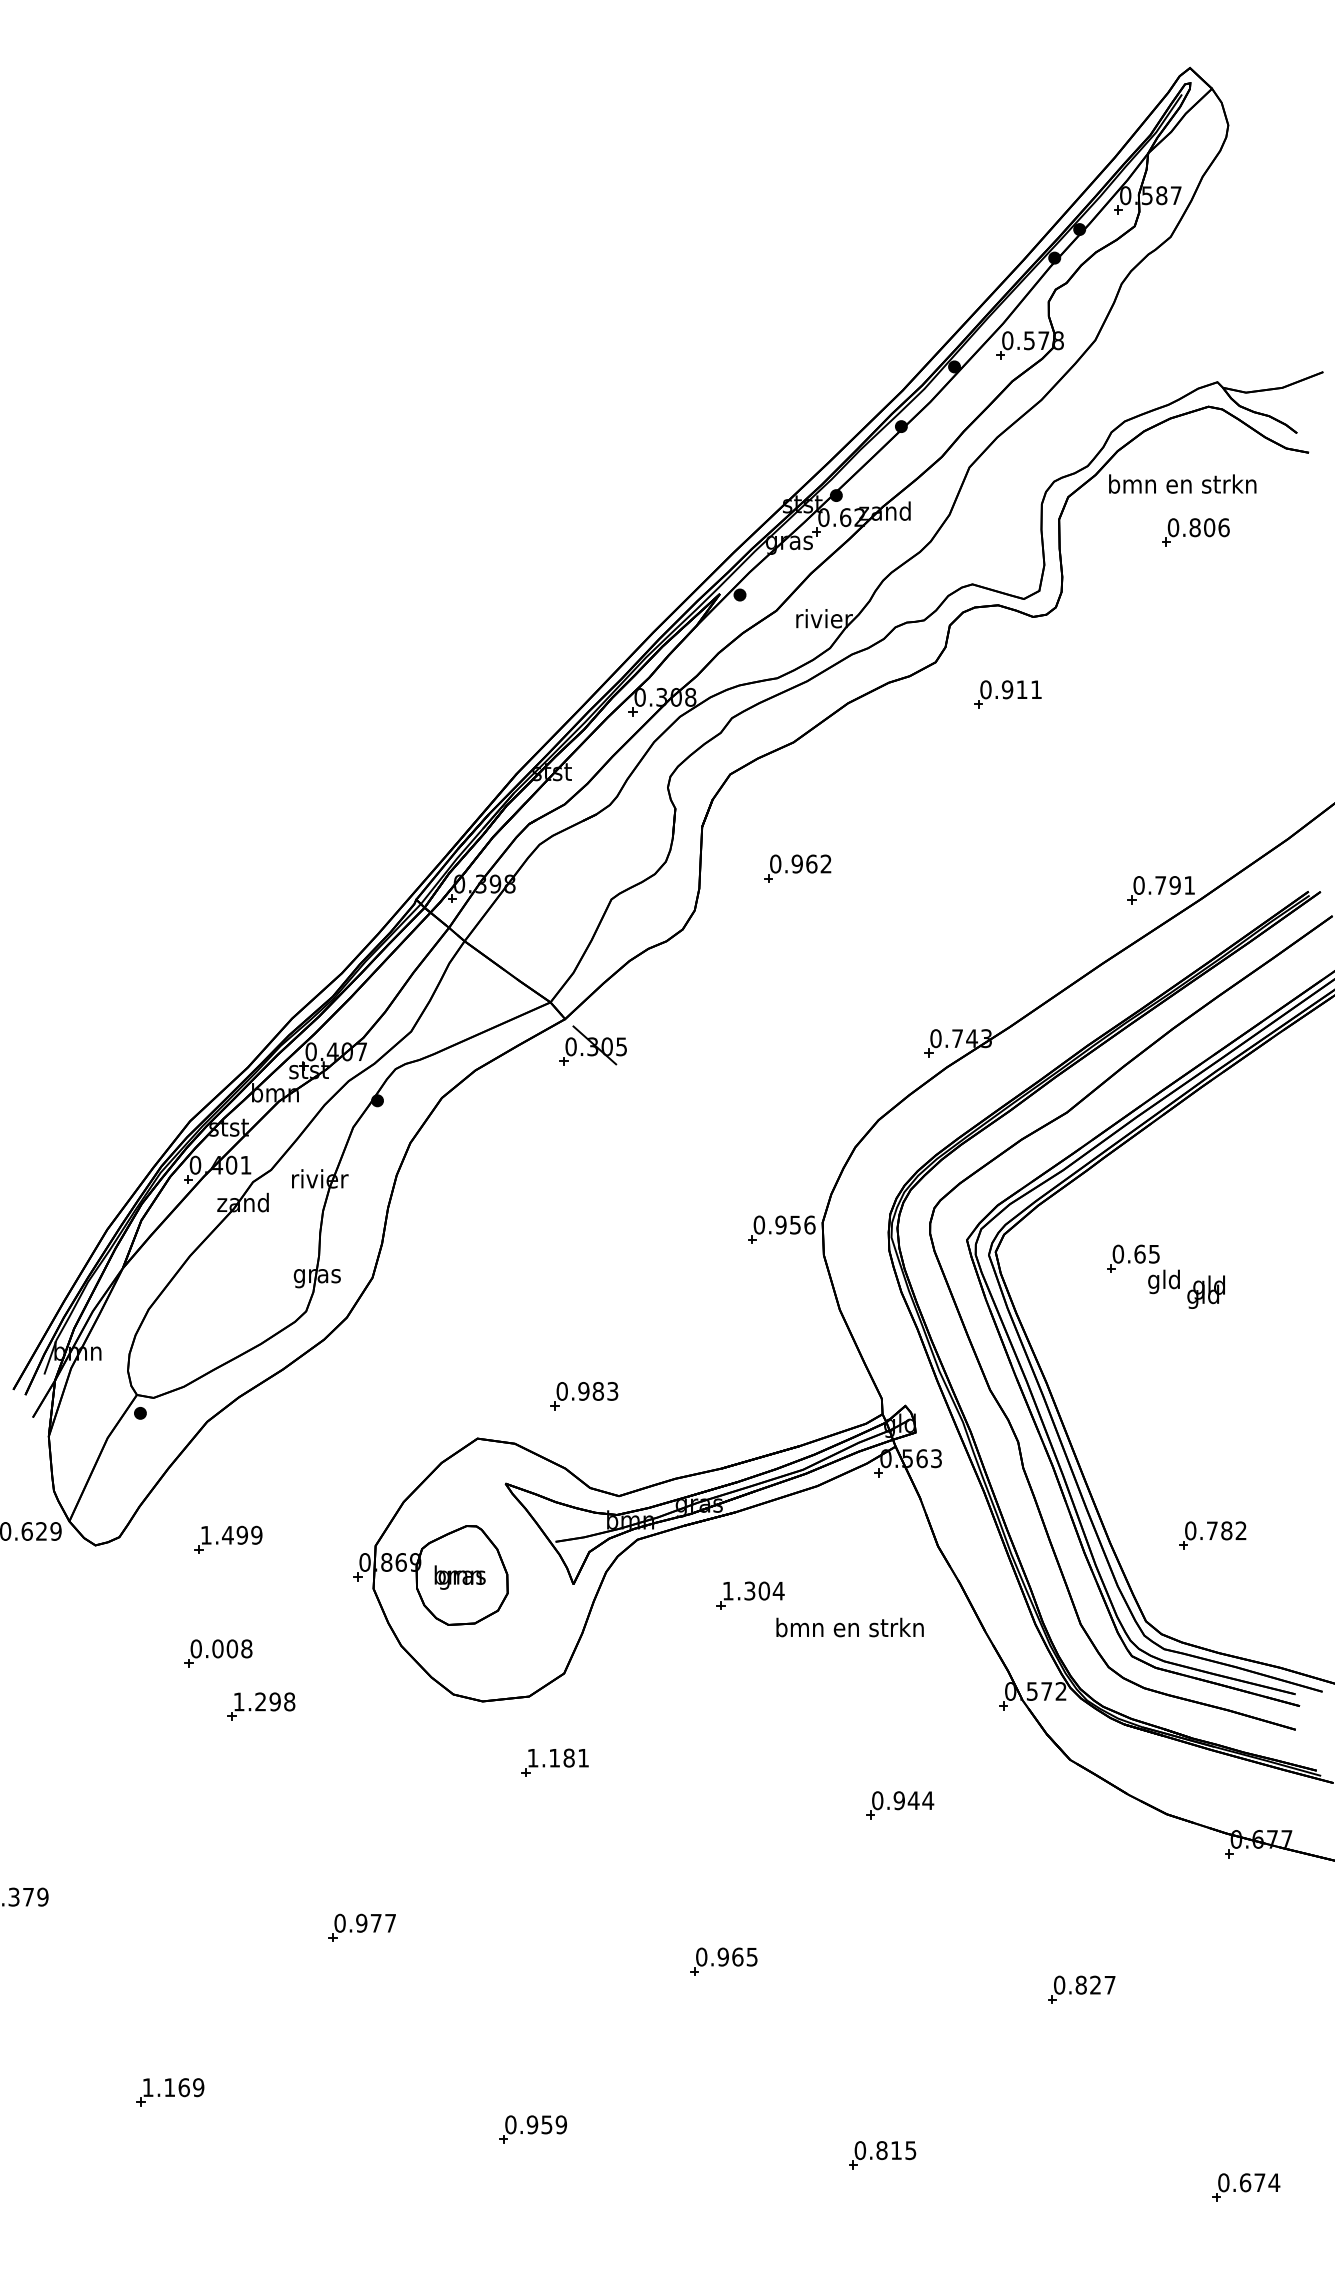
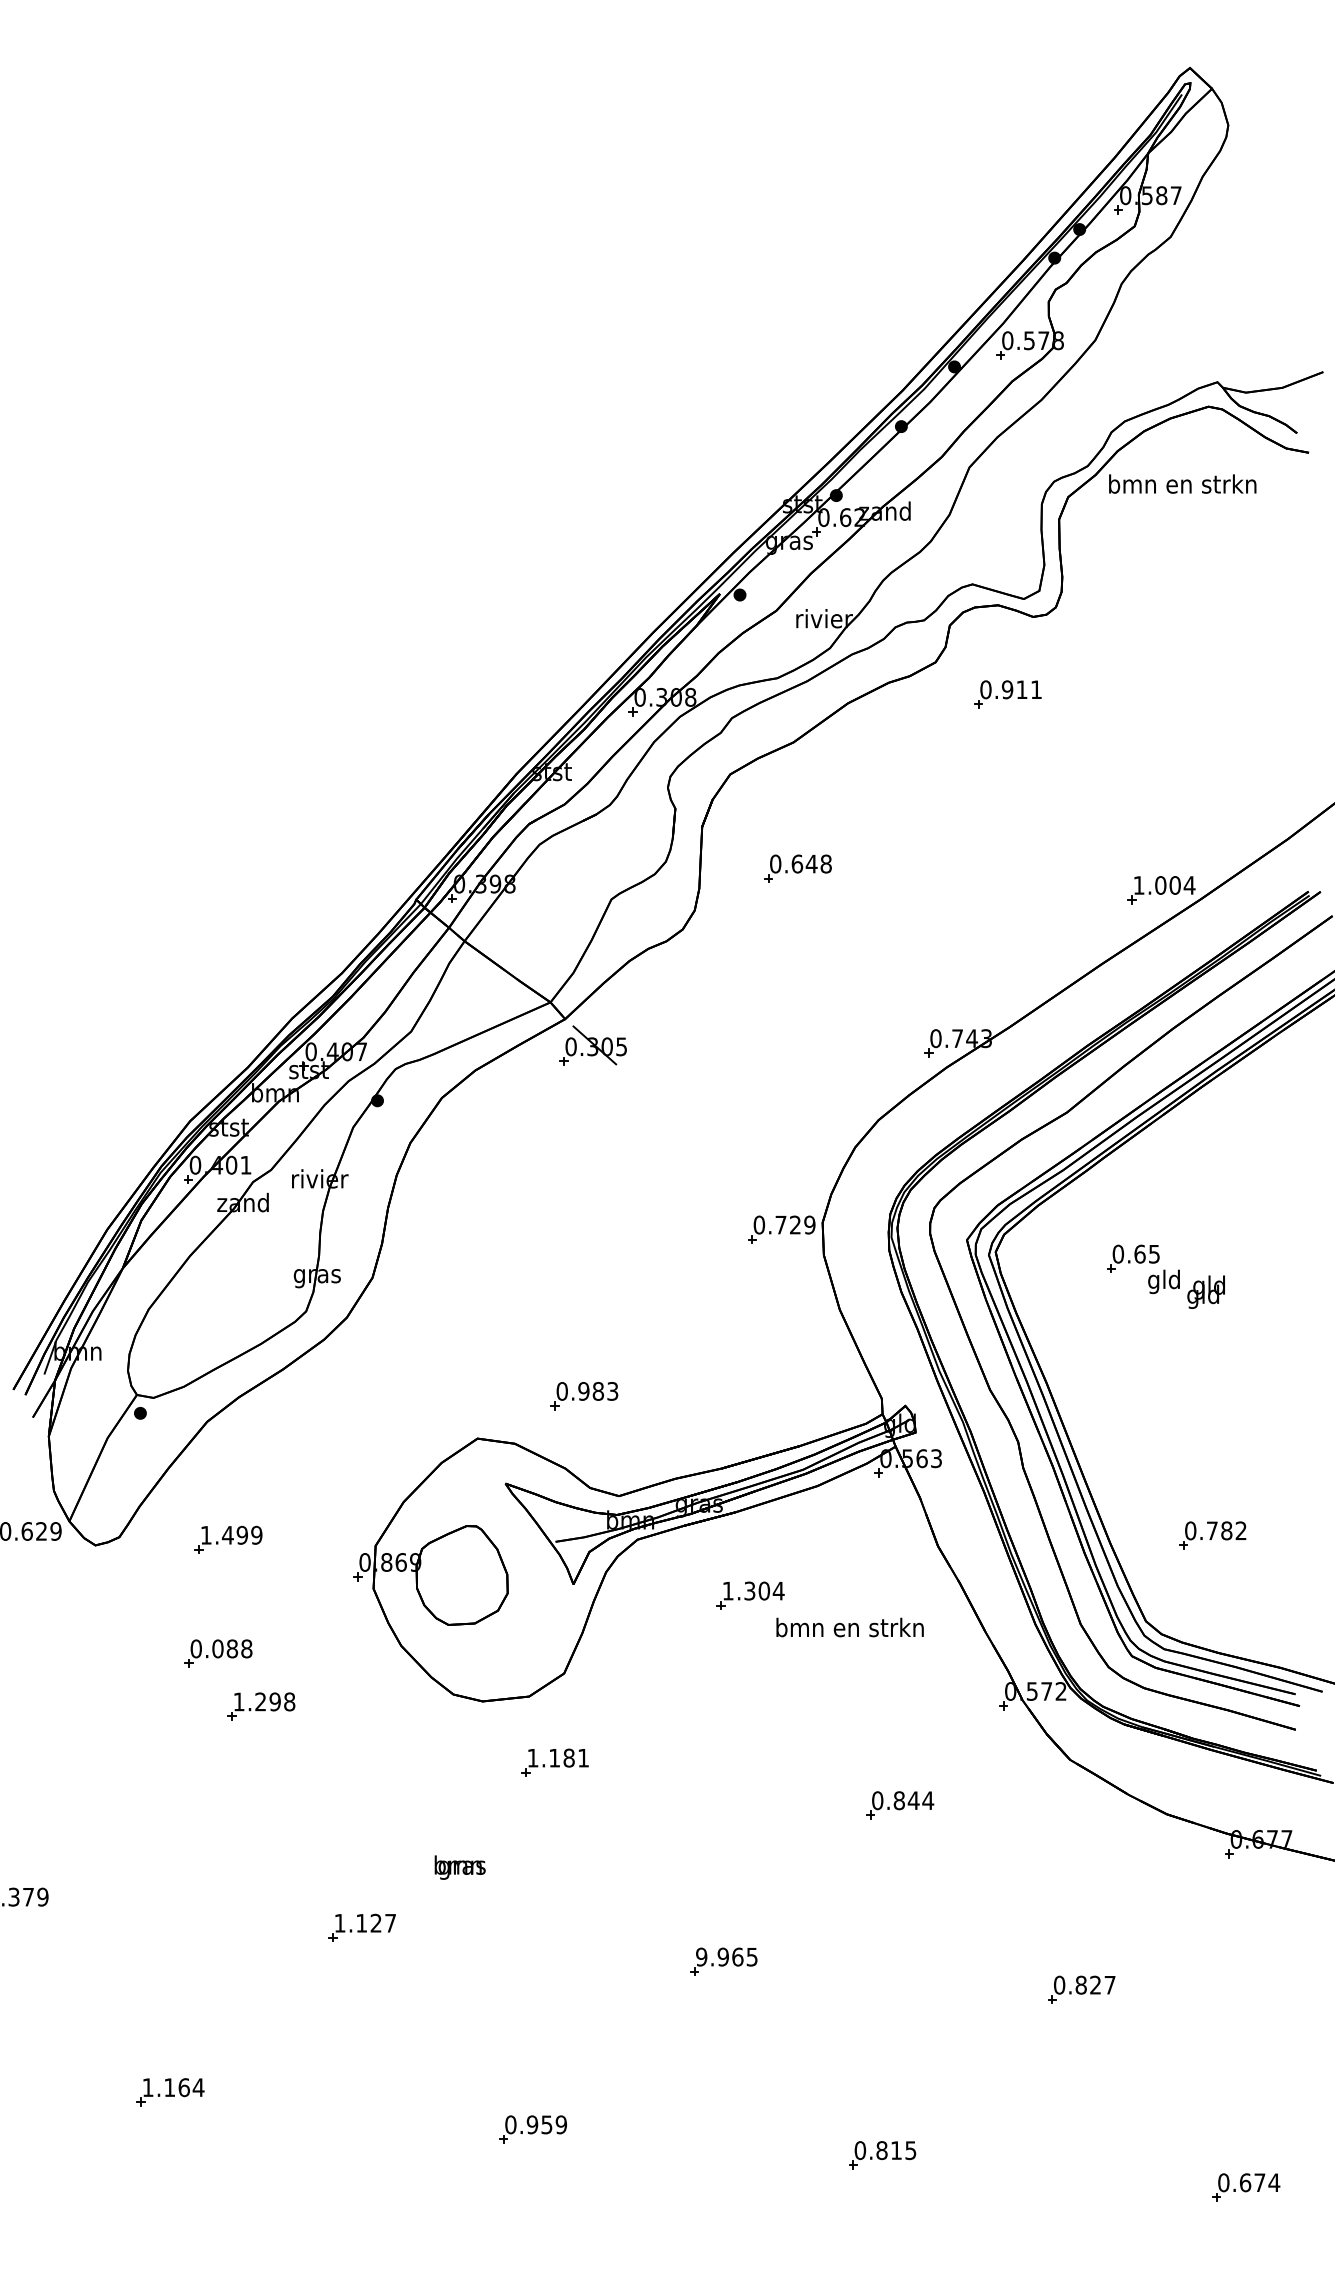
part: present -> none (1195, 532)
text: 0.962 -> 0.648 (811, 863)
text: 0.791 -> 1.004 (1164, 885)
text: 0.956 -> 0.729 (795, 1224)
text position: (459, 1577) -> (459, 1867) (459, 1867)
text: 0.008 -> 0.088 (232, 1648)
text: 0.944 -> 0.844 (898, 1800)
text: 0.977 -> 1.127 (357, 1922)
text: 0.965 -> 9.965 (701, 1957)
text: 1.169 -> 1.164 (198, 2087)
